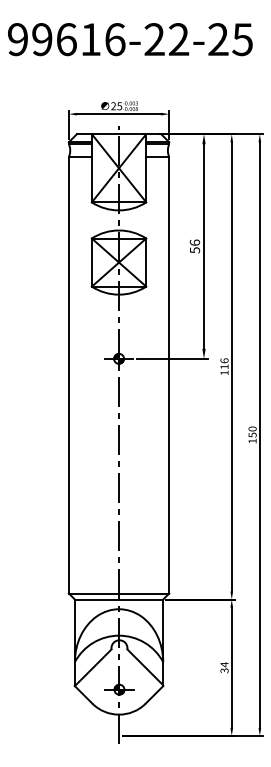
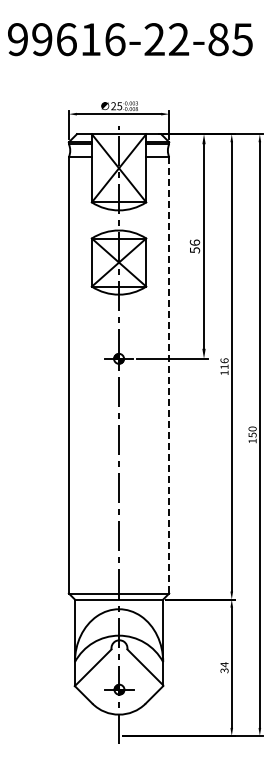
text: 99616-22-25 -> 99616-22-85 (218, 39)
line: solid -> dashed (169, 375)
